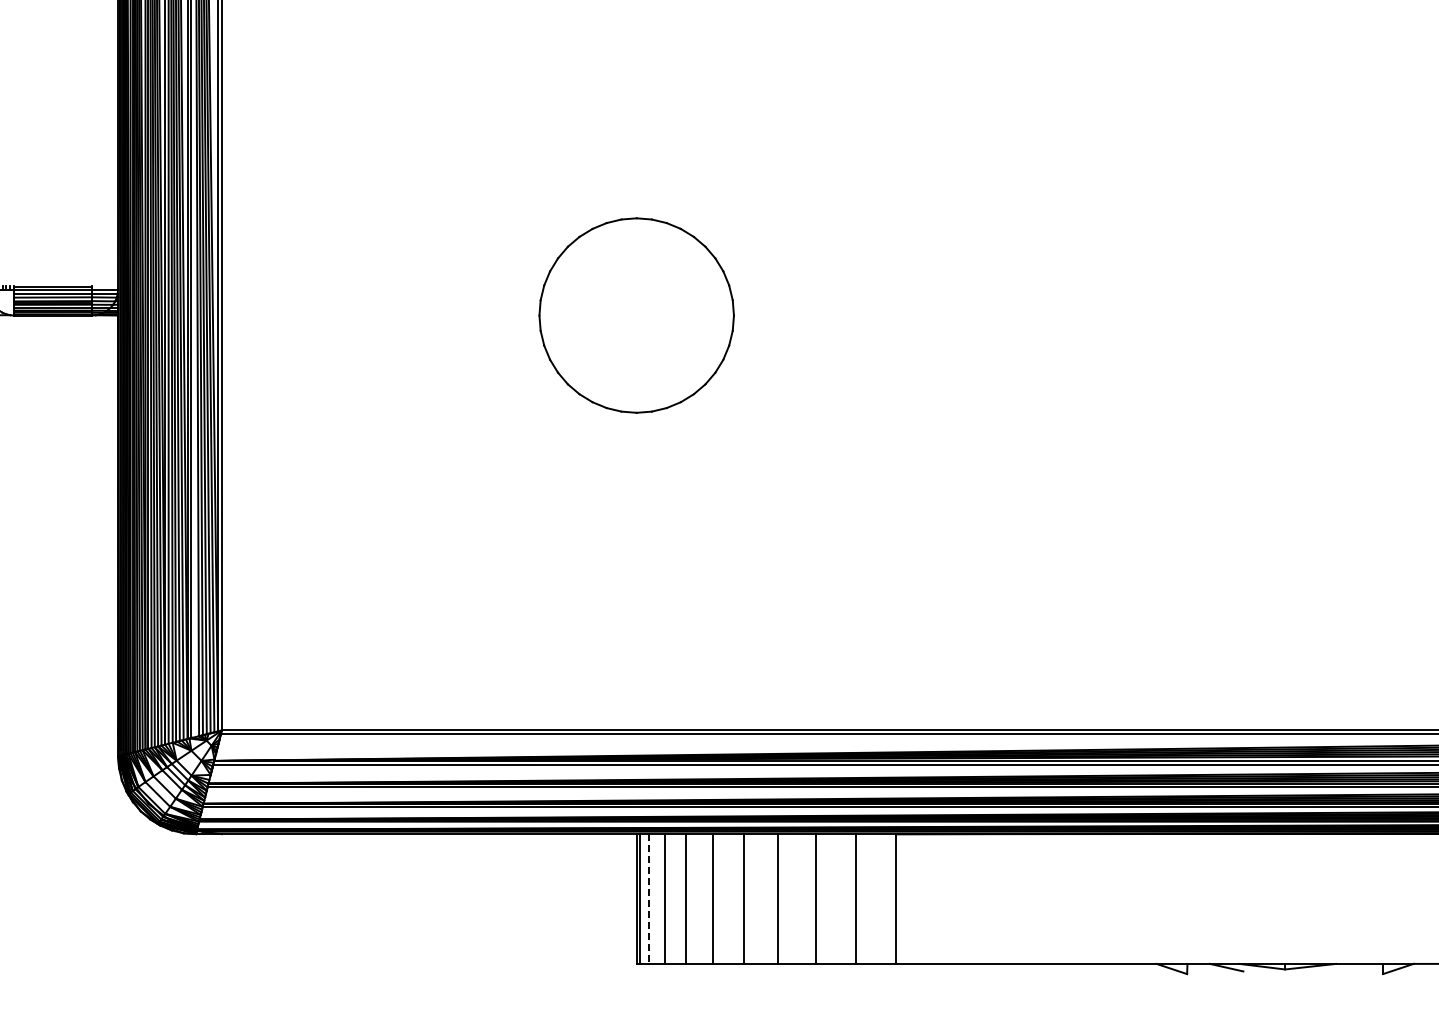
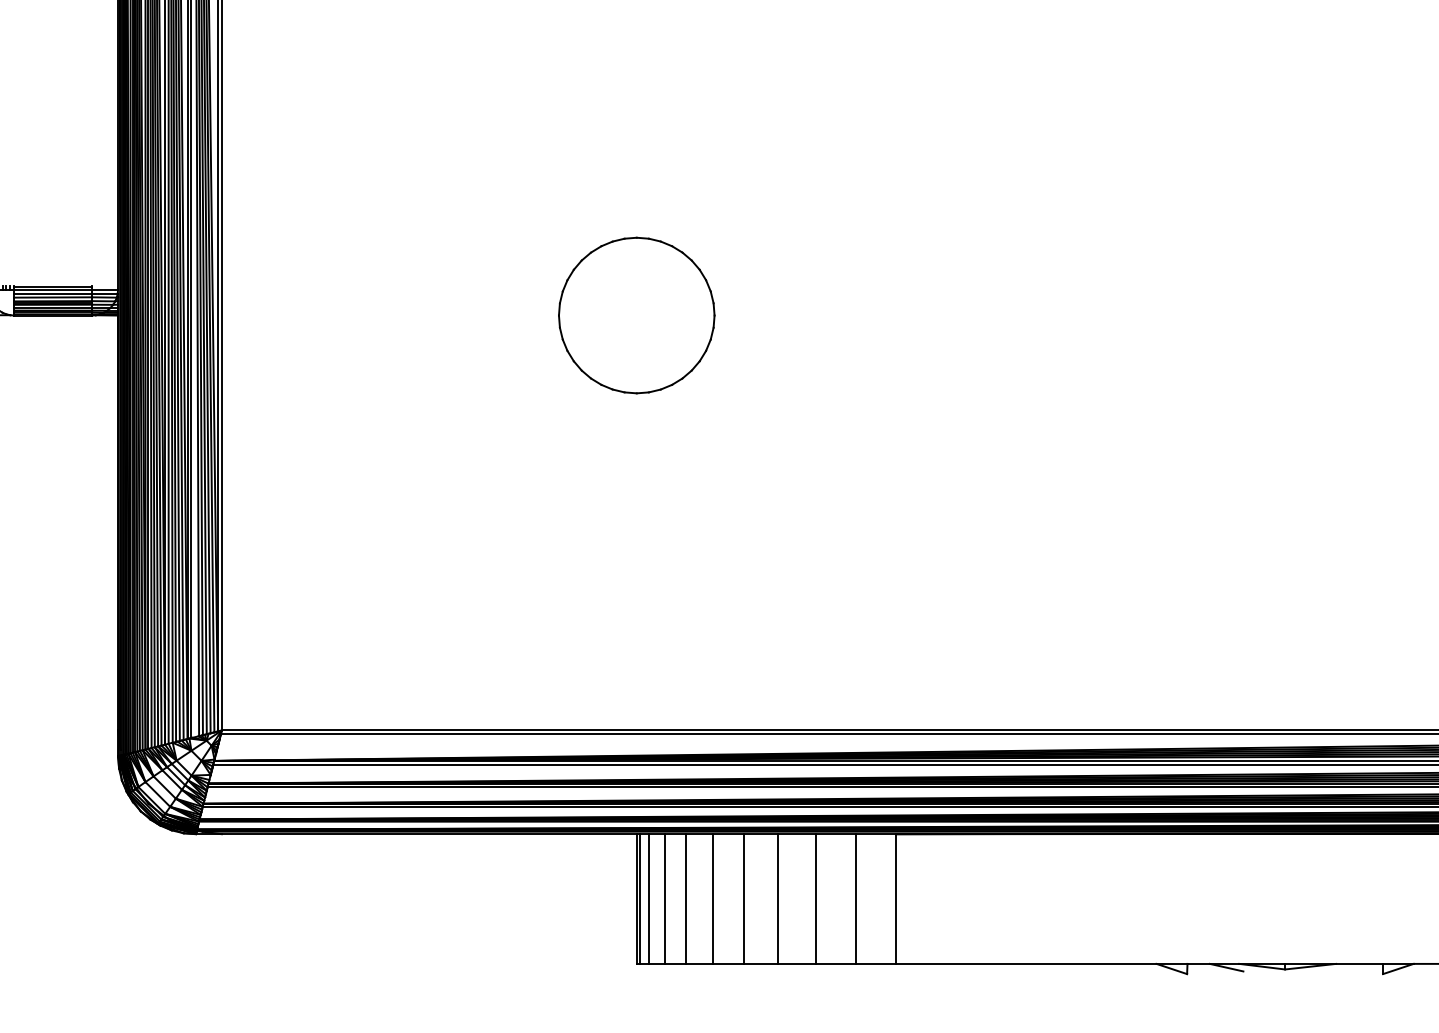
part size: 197x197 px -> 158x159 px (636, 315)
line: dashed -> solid (649, 899)
